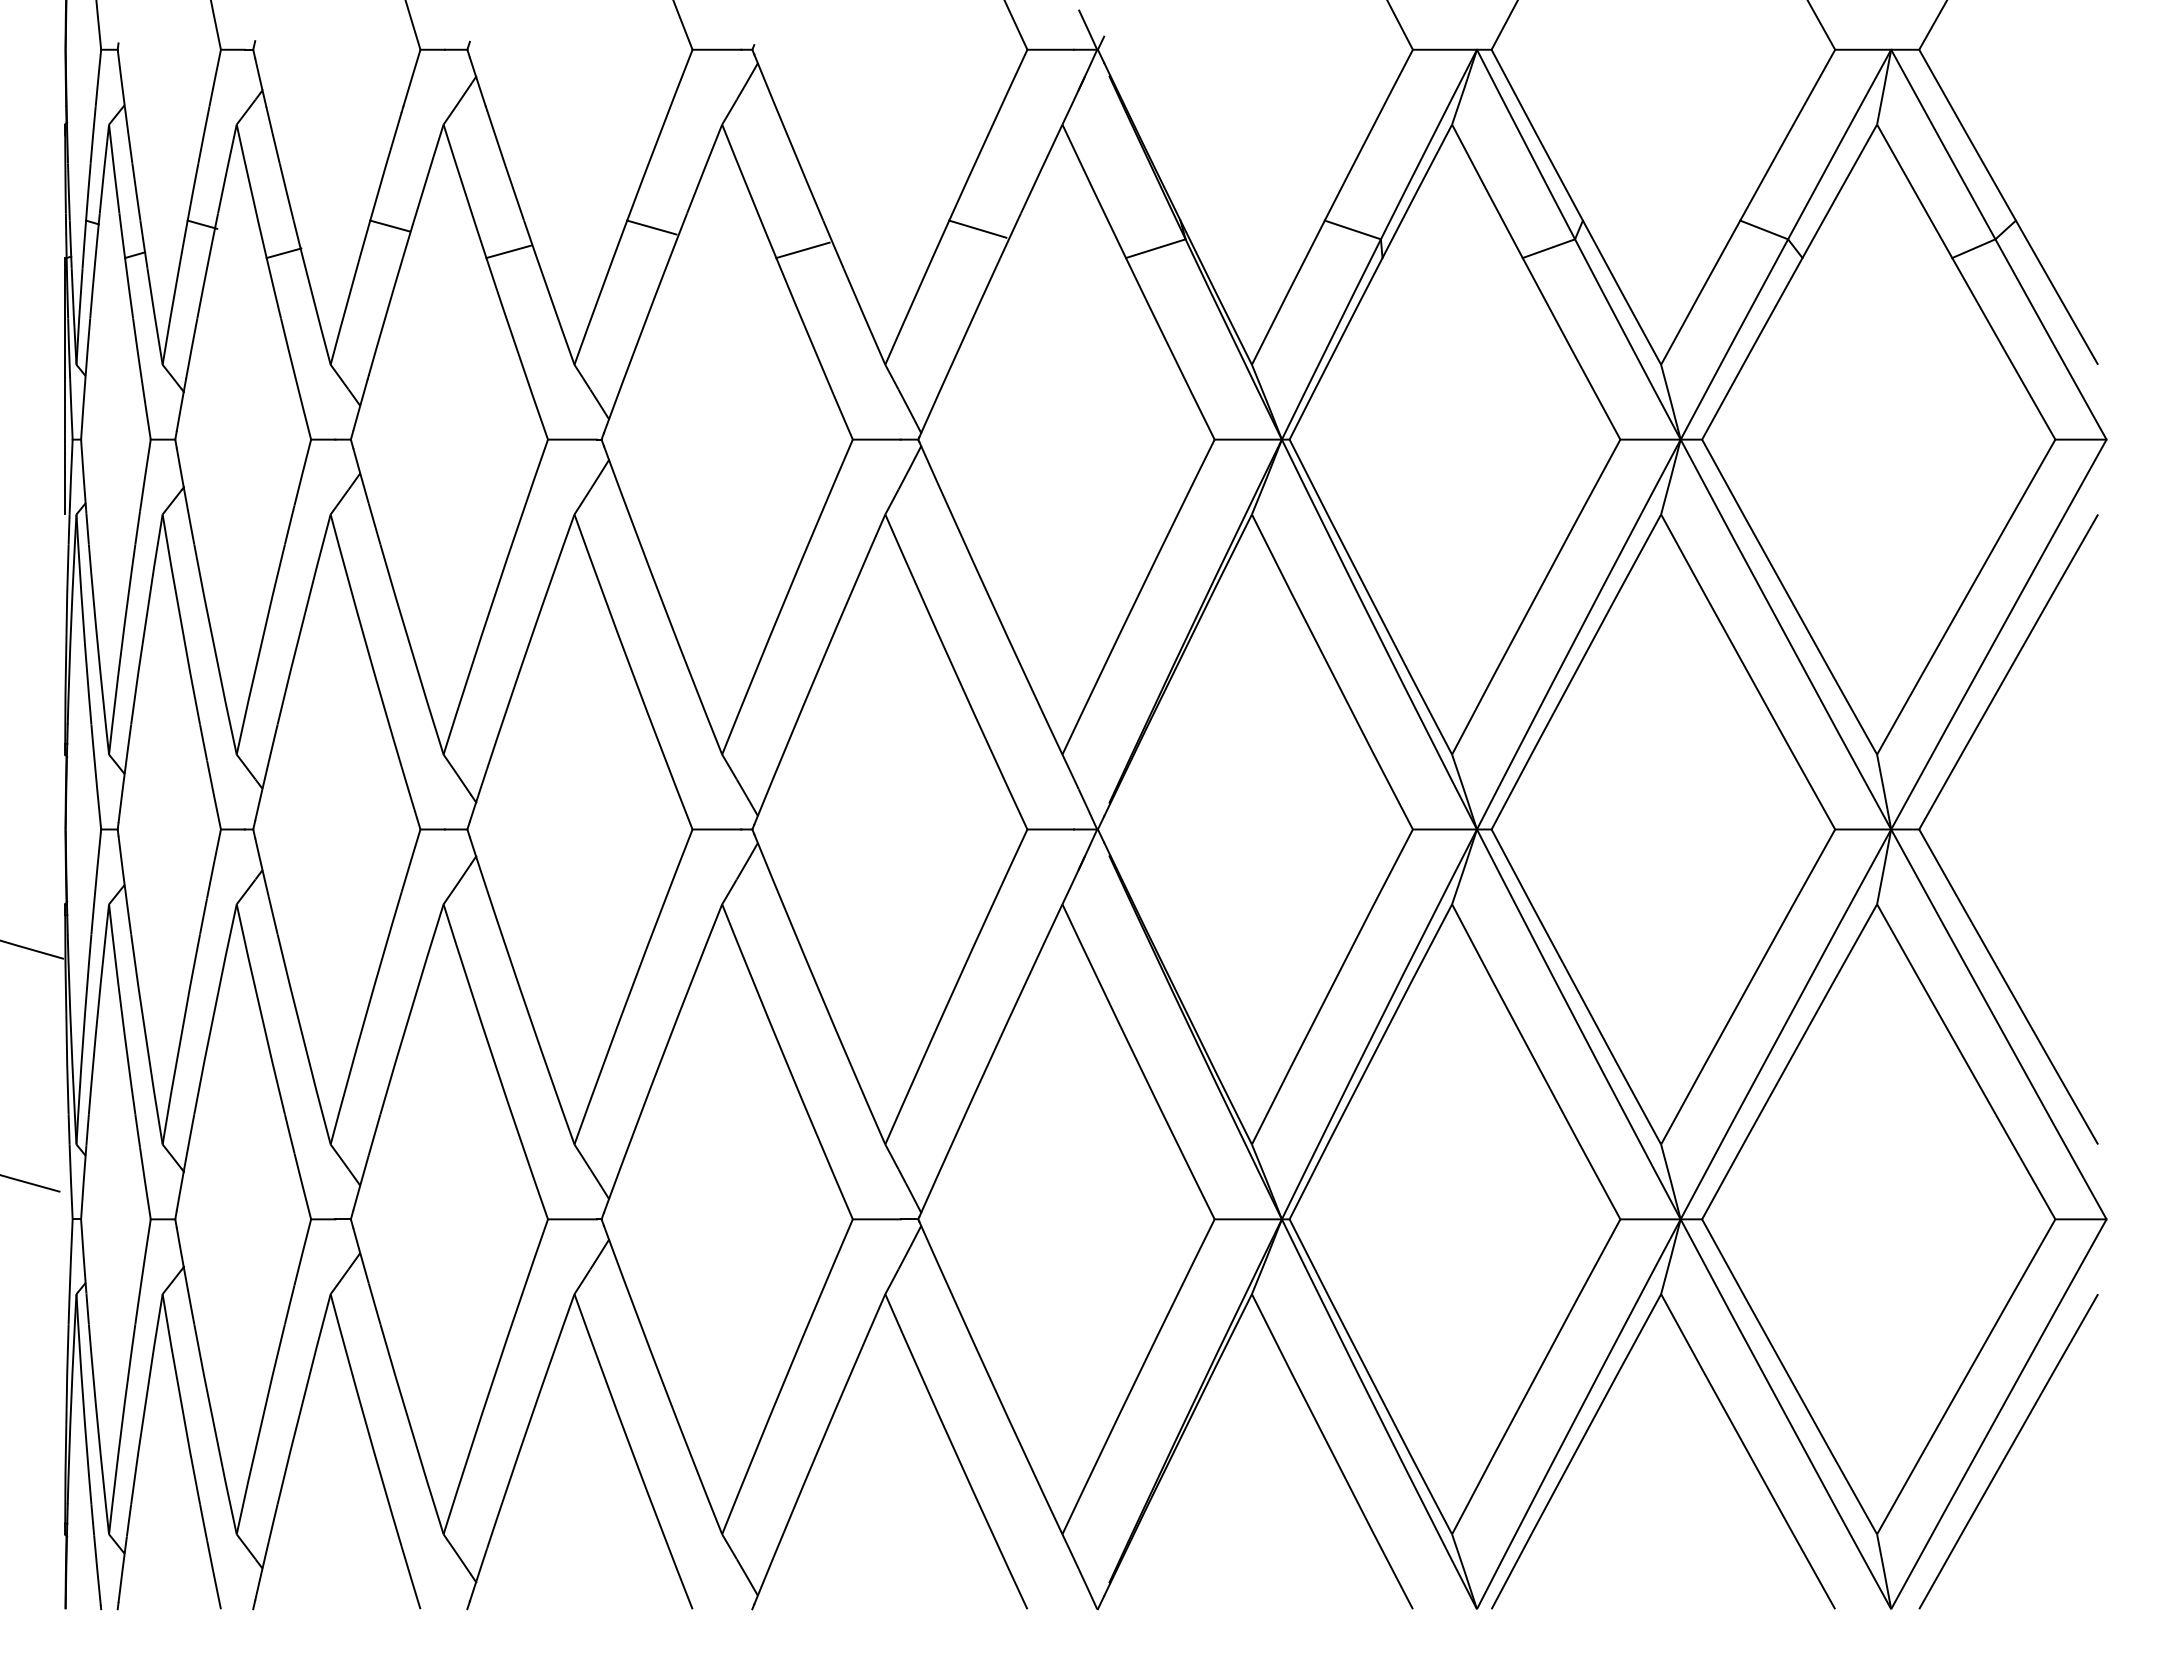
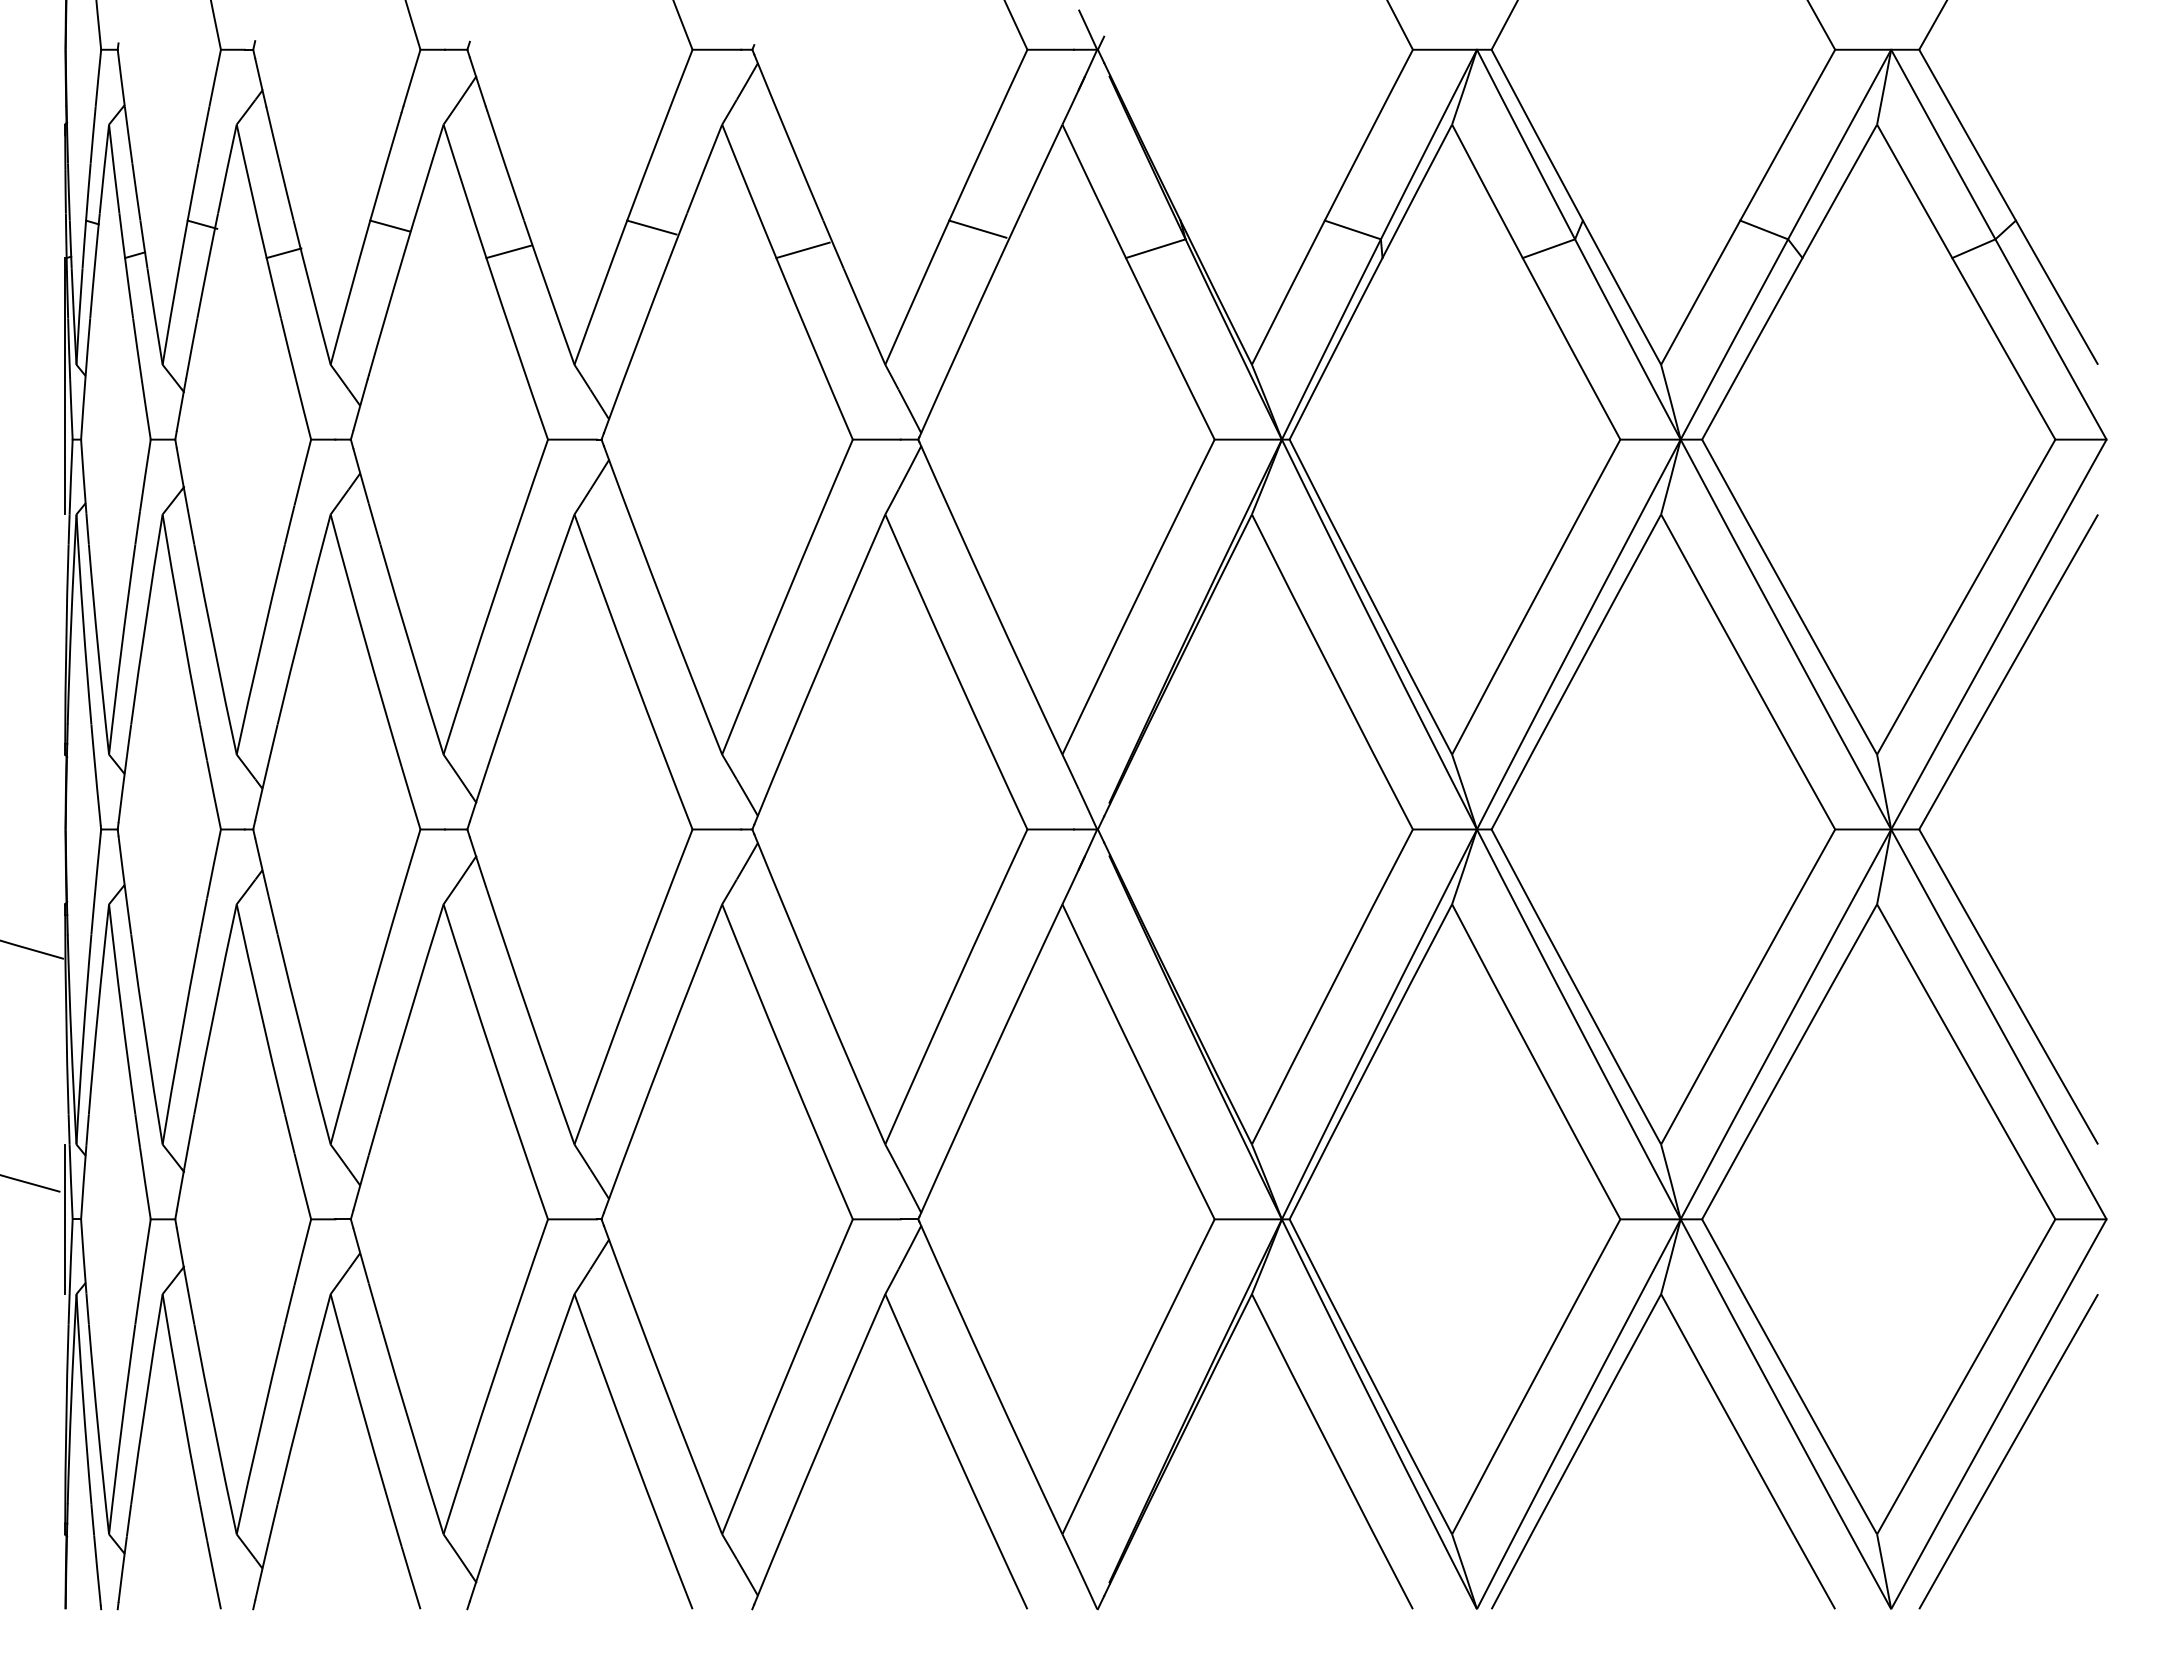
line: none -> present (65, 1219)
